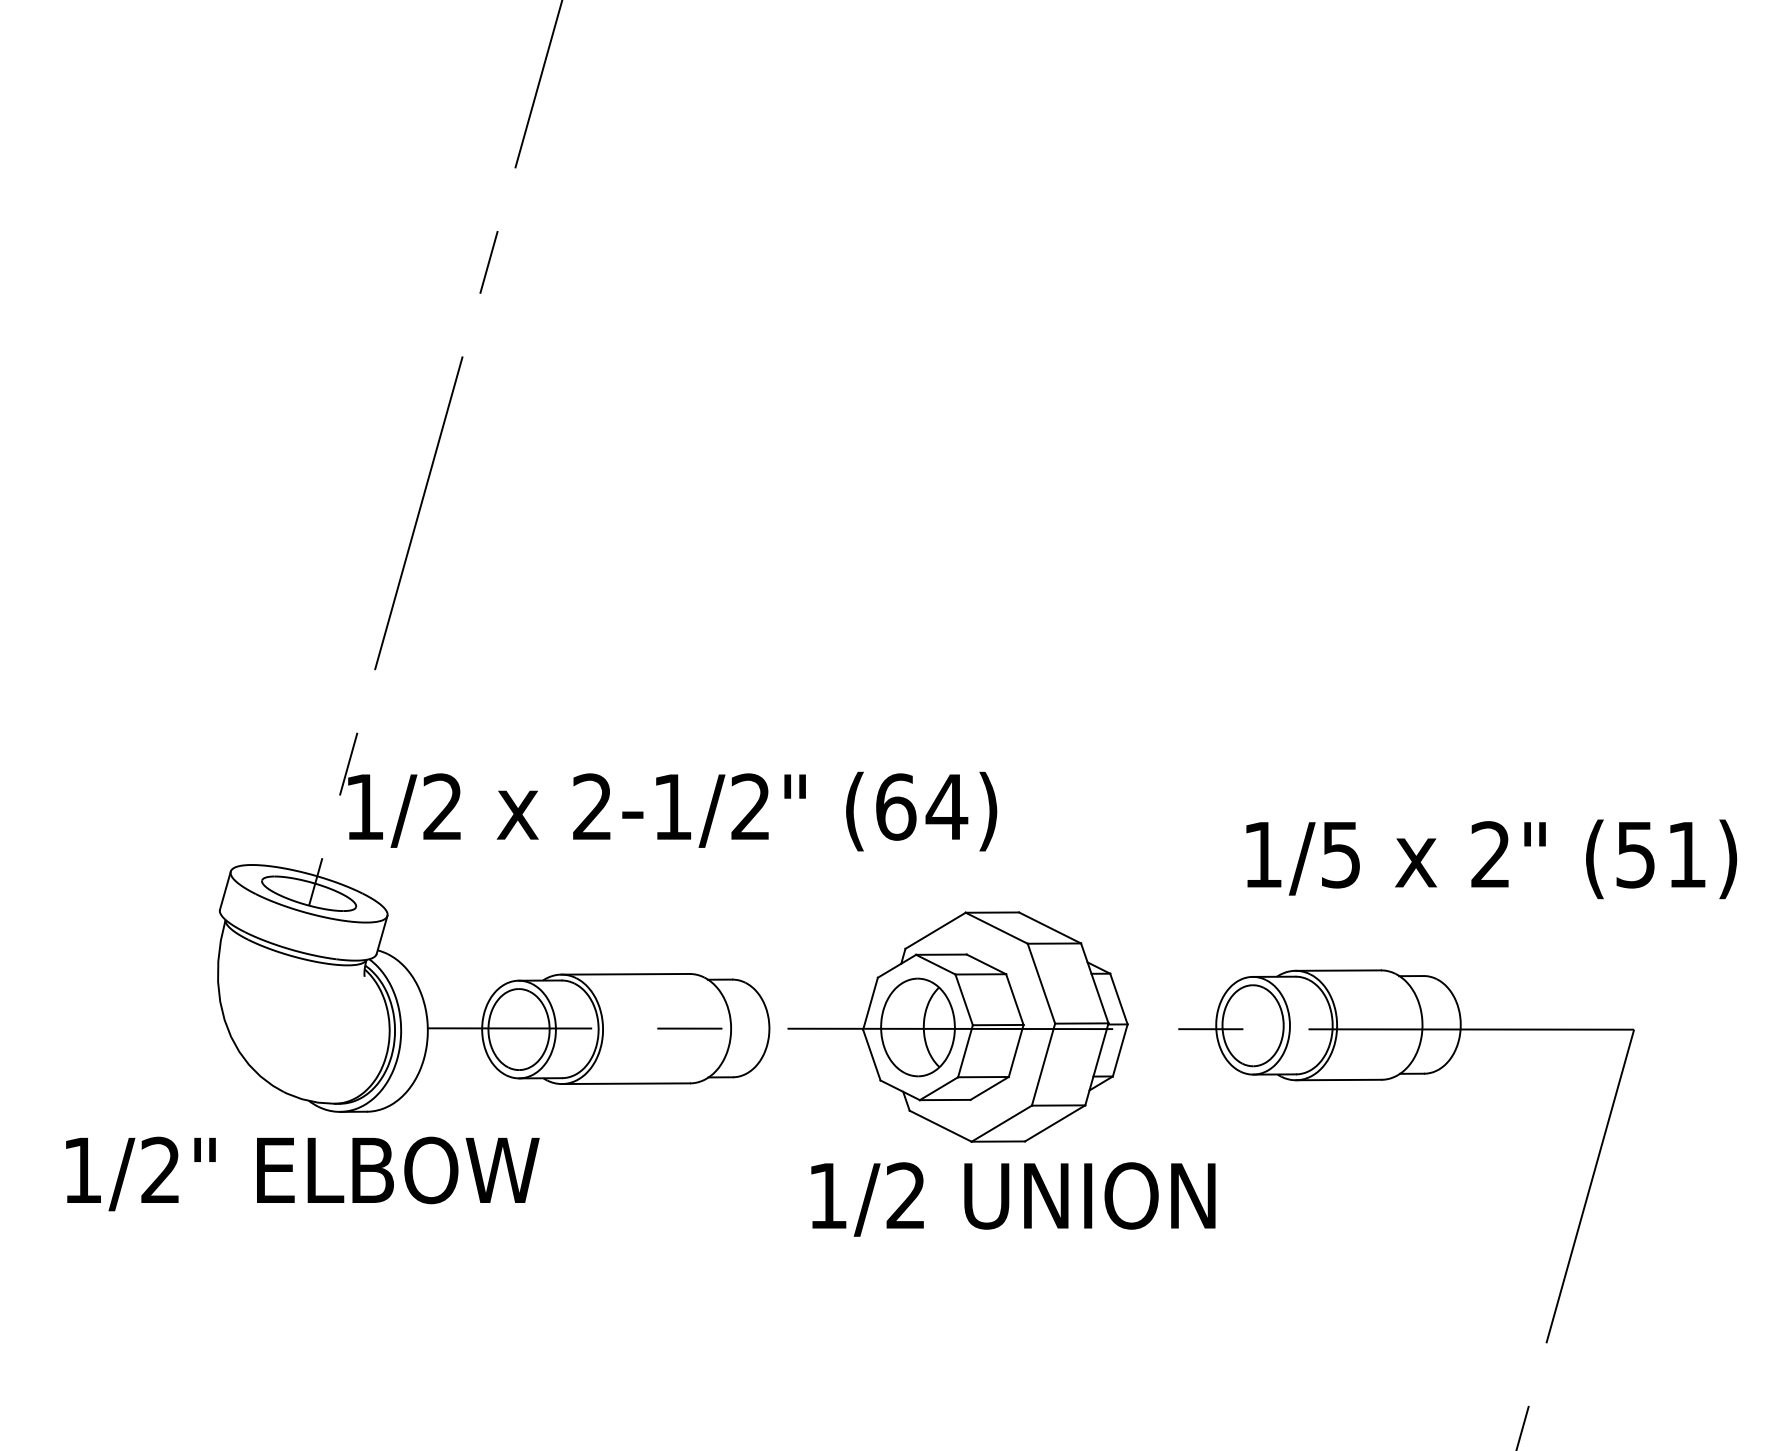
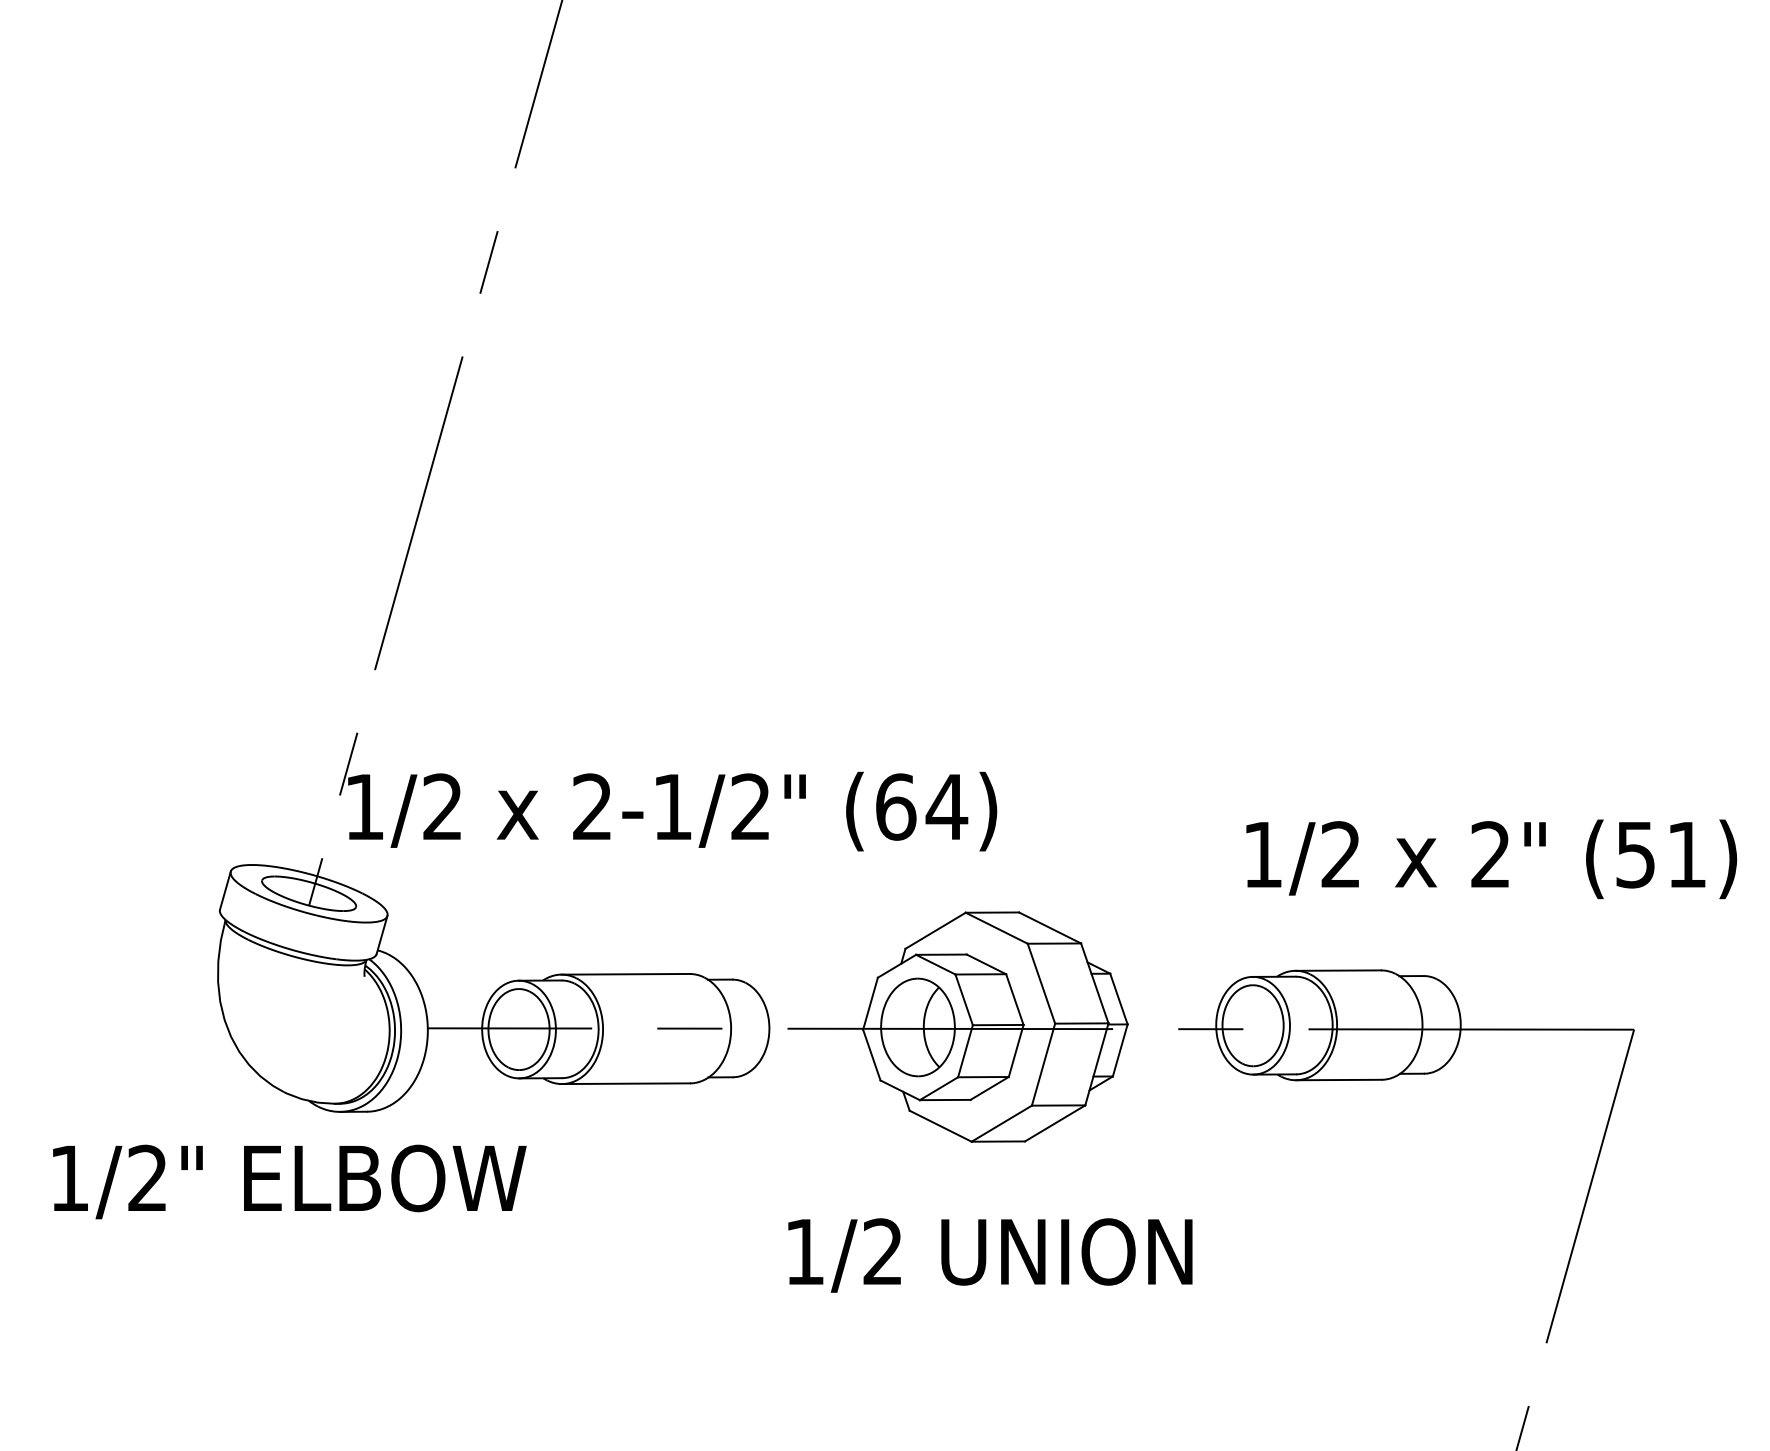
text: 1/5 -> 1/2 (1340, 854)
text position: (302, 1173) -> (289, 1181) (289, 1181)
text position: (1013, 1199) -> (990, 1255) (990, 1255)
